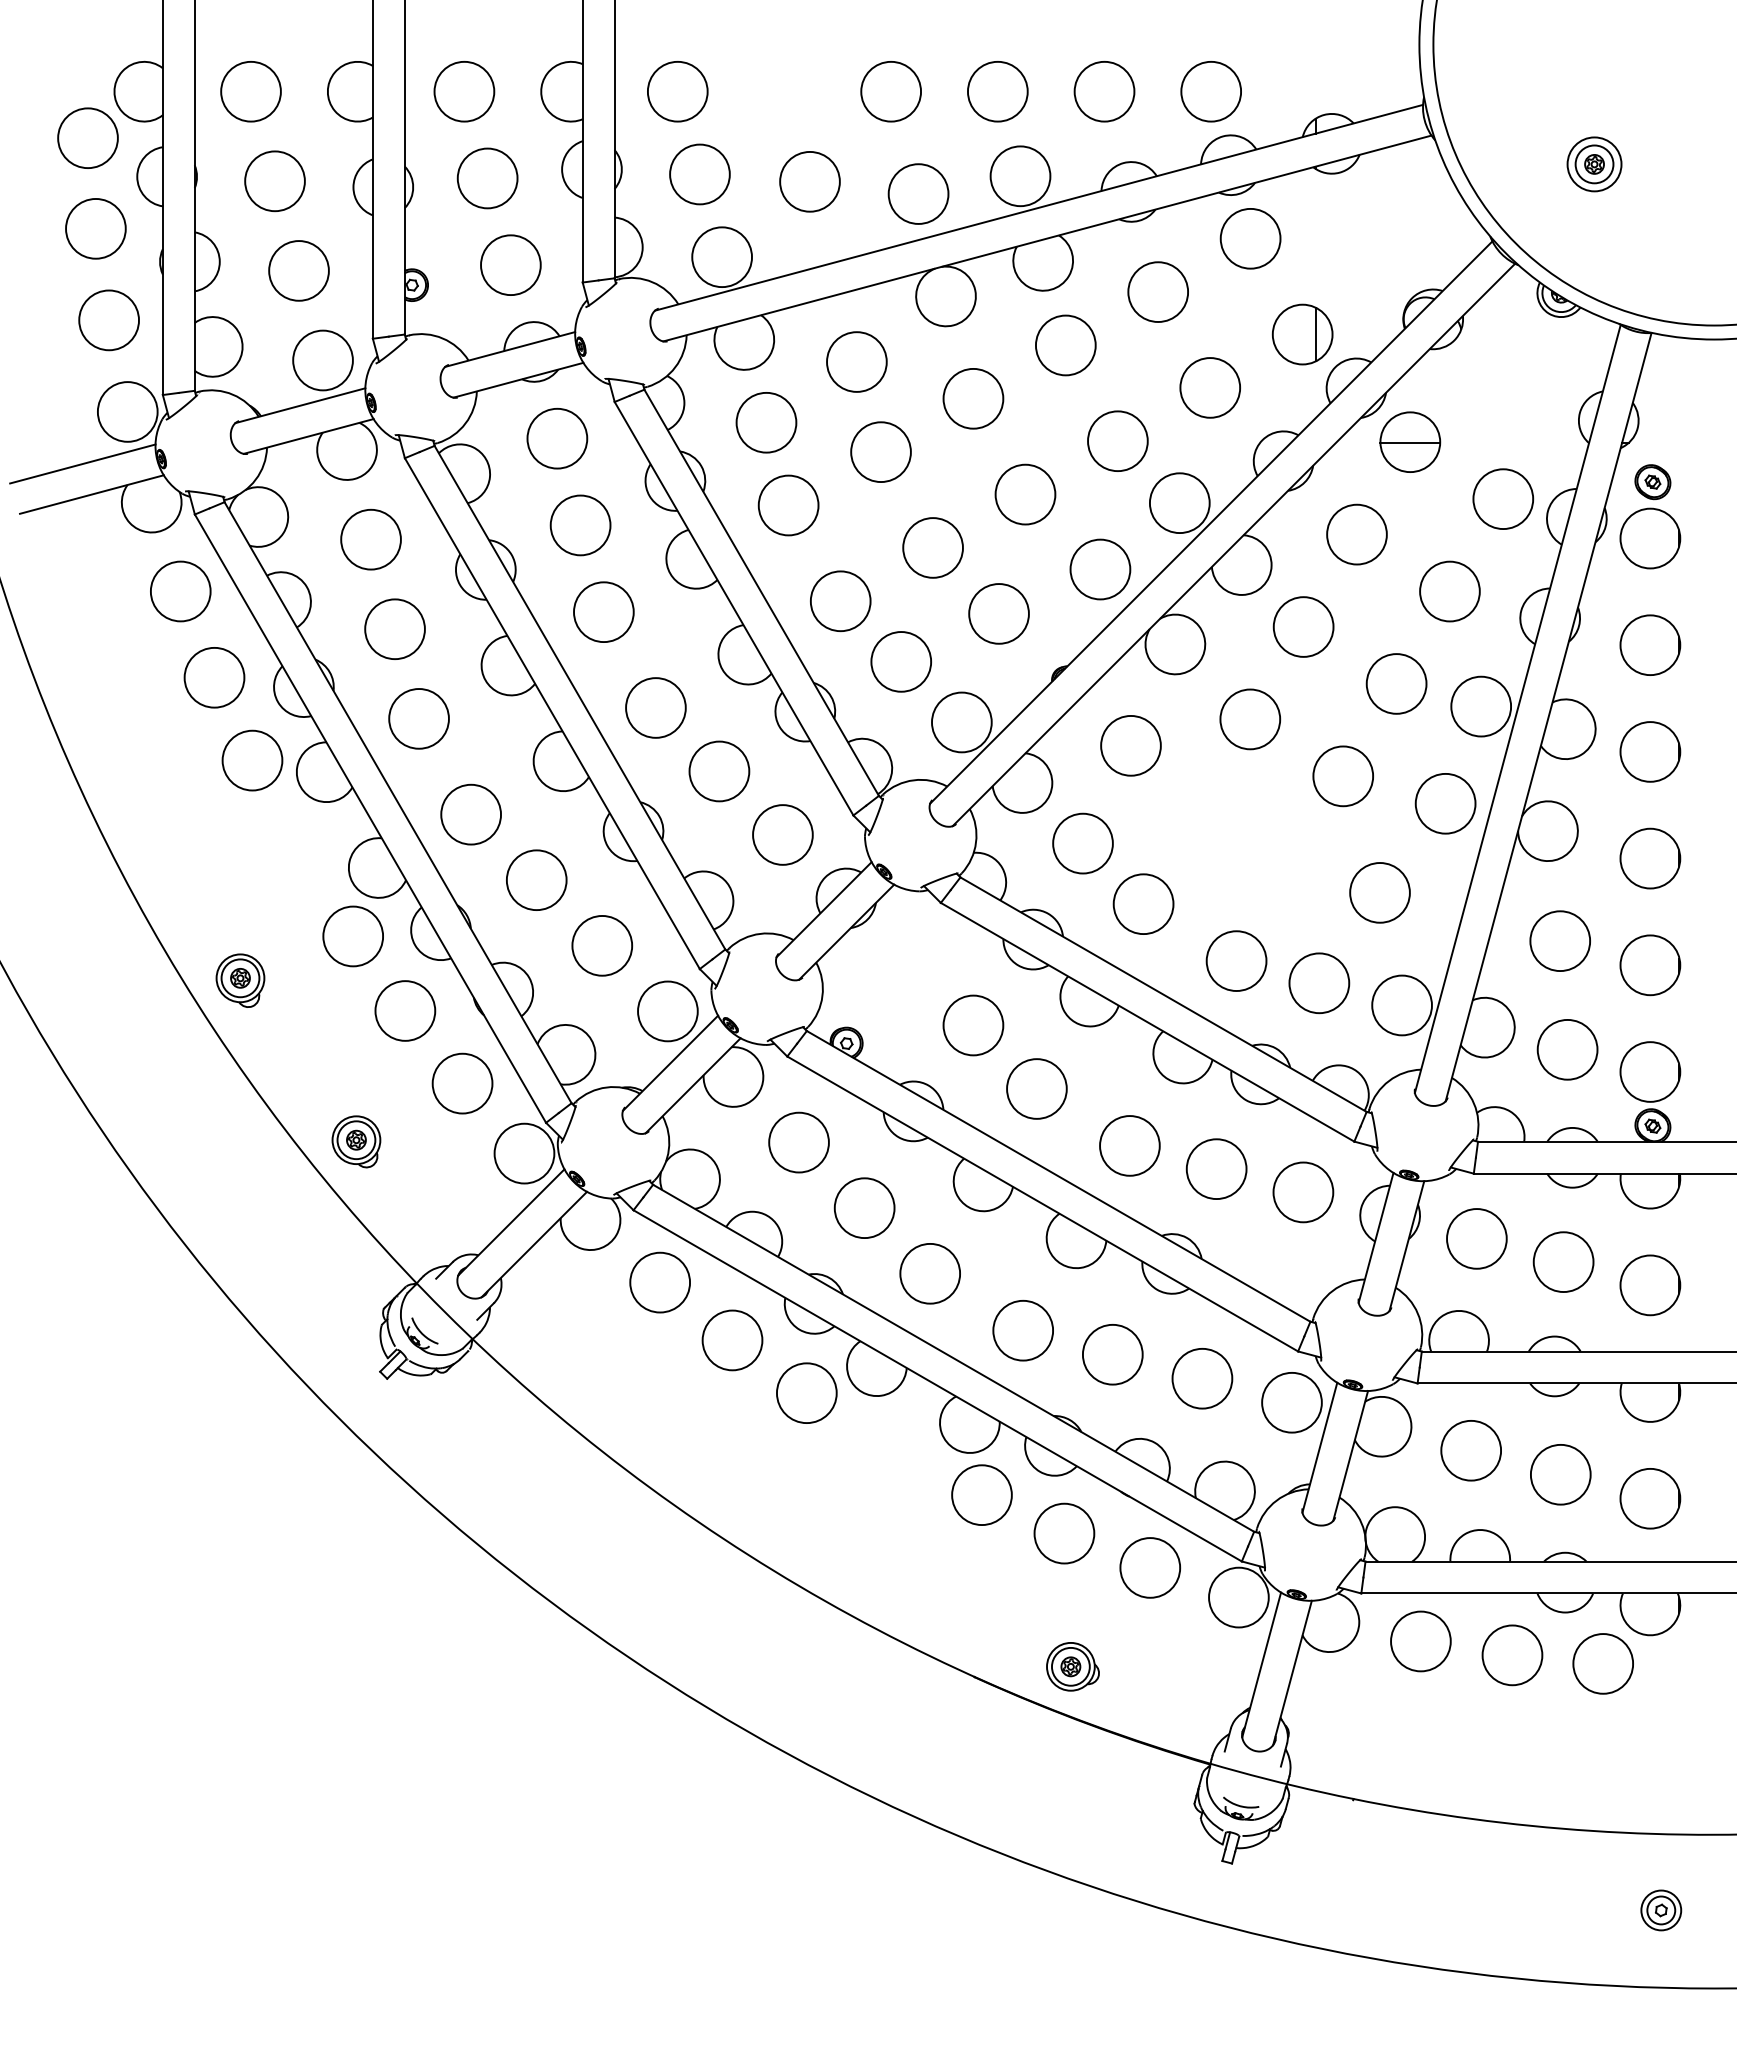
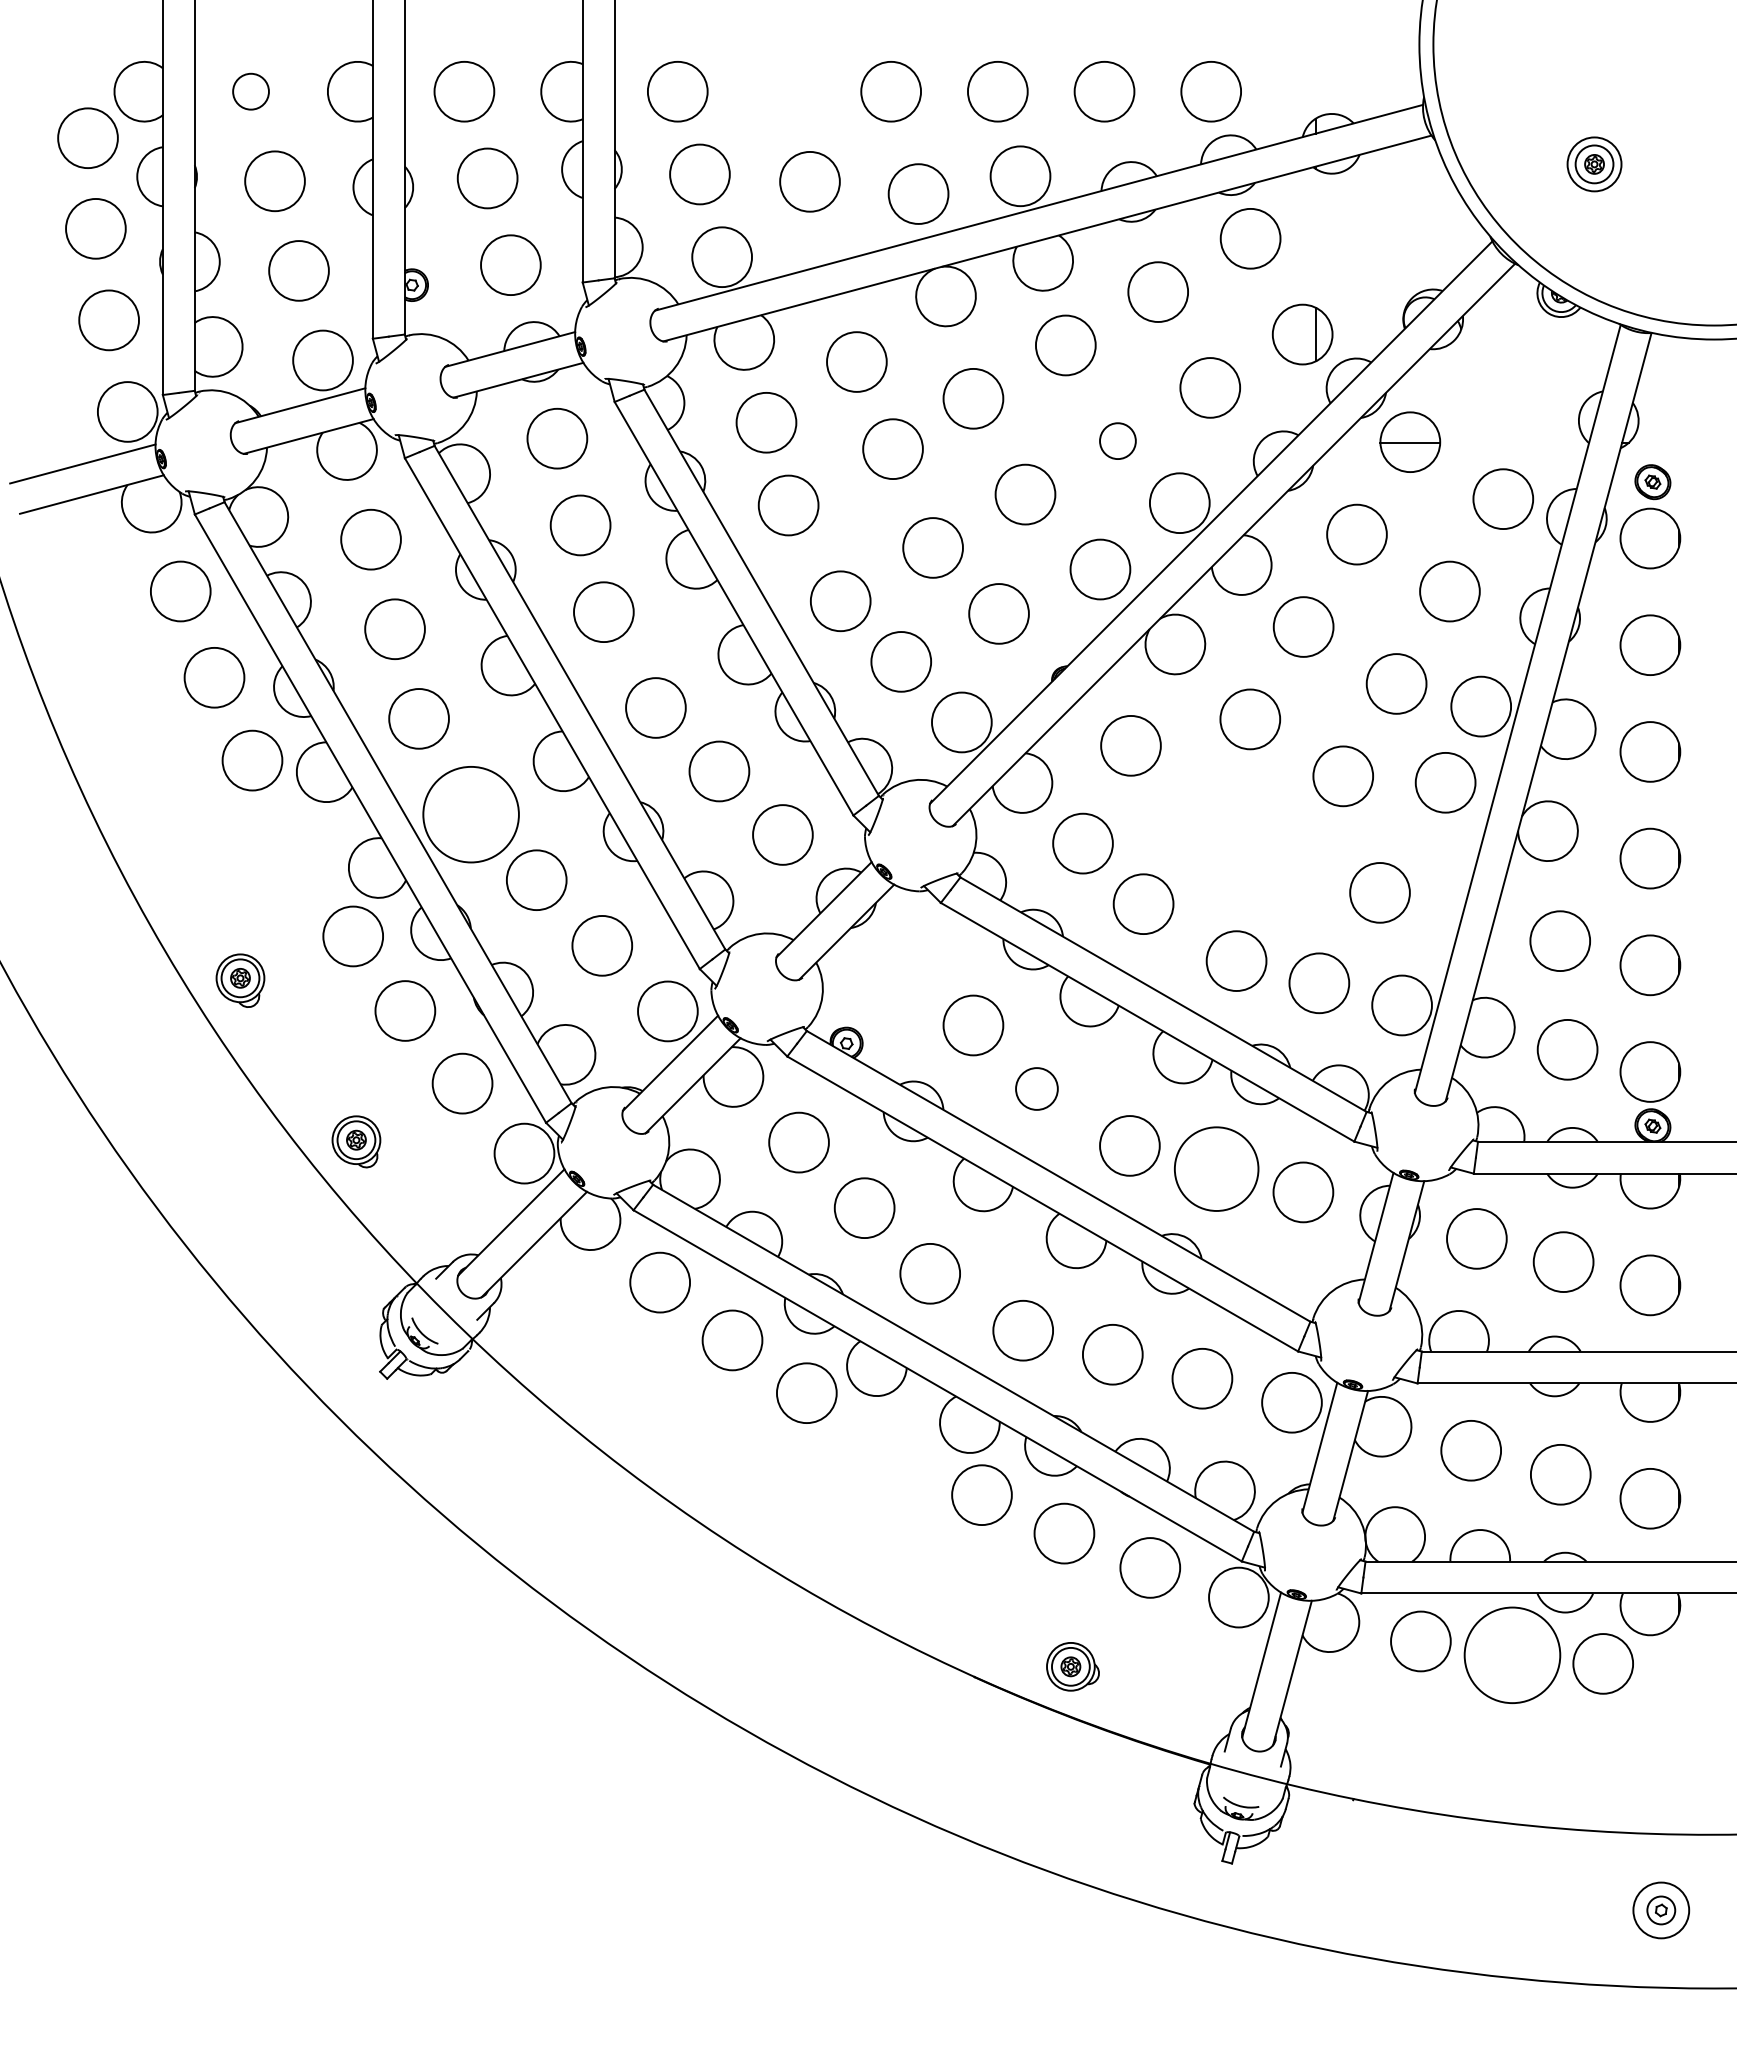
circle diameter: 60 px -> 36 px (250, 91)
circle size: 62x62 px -> 38x38 px (1117, 440)
circle position: (880, 451) -> (892, 448) (892, 448)
circle position: (1445, 803) -> (1445, 782) (1445, 782)
circle diameter: 60 px -> 96 px (470, 814)
circle size: 62x62 px -> 44x44 px (1036, 1088)
circle diameter: 60 px -> 84 px (1216, 1168)
circle diameter: 60 px -> 96 px (1512, 1655)
circle diameter: 40 px -> 56 px (1661, 1910)
